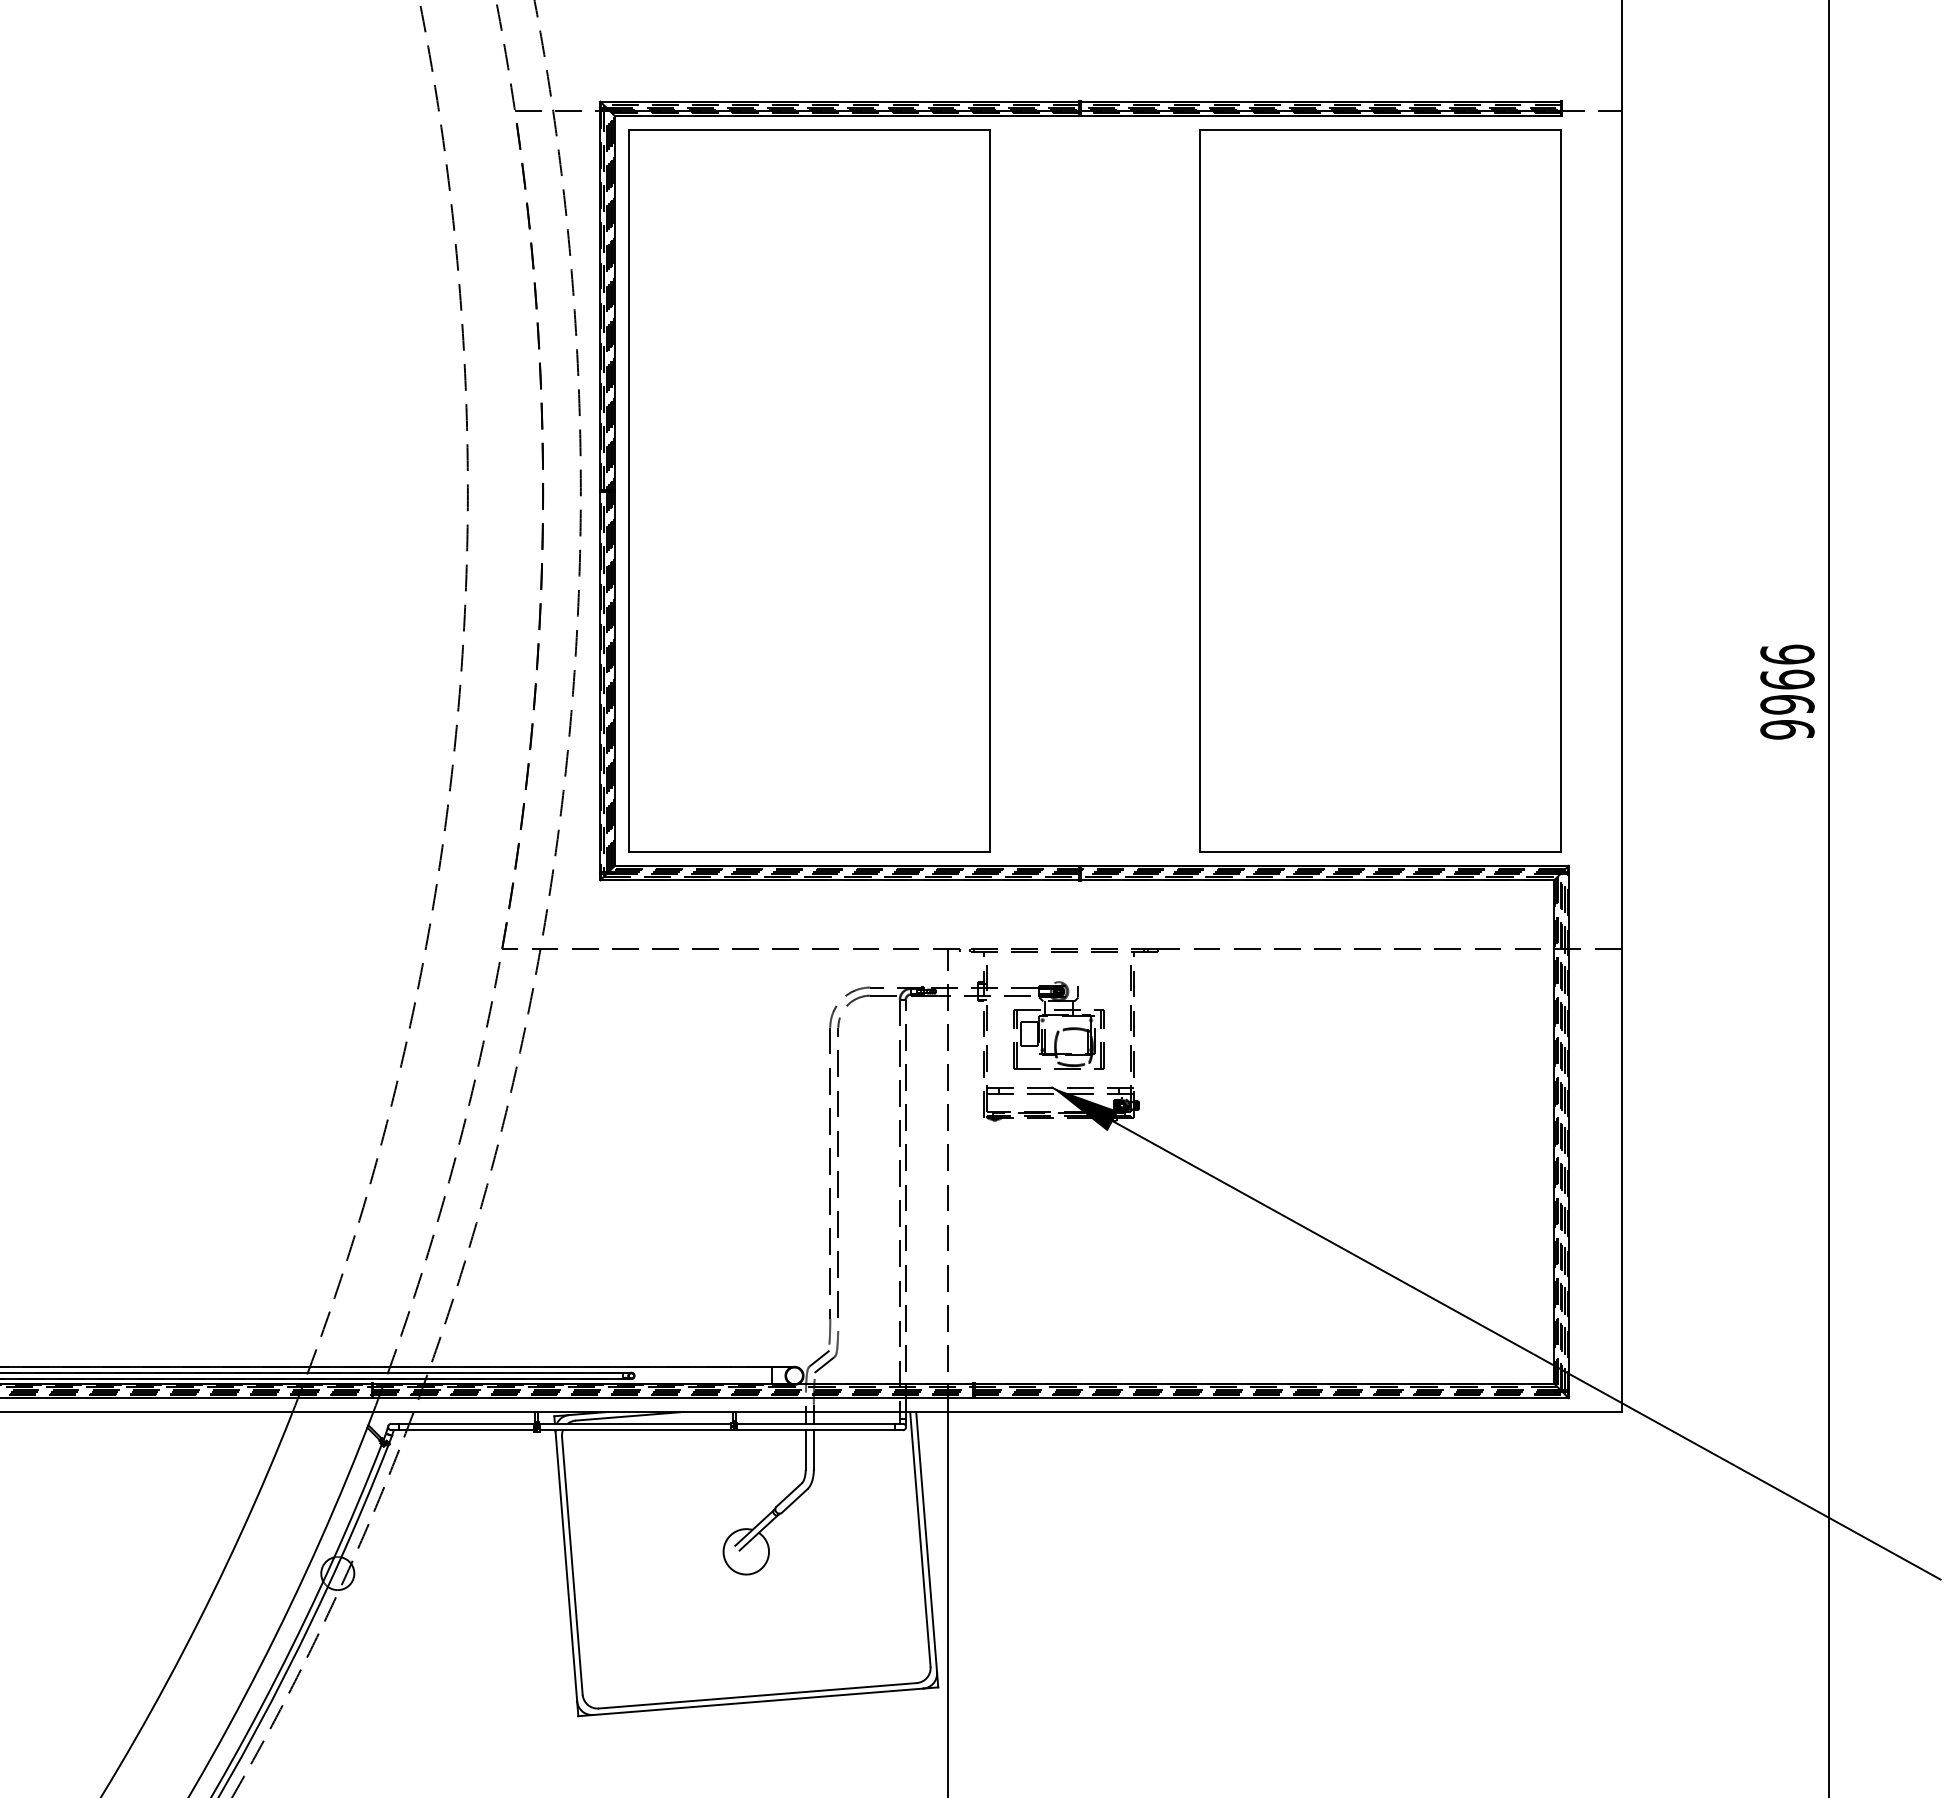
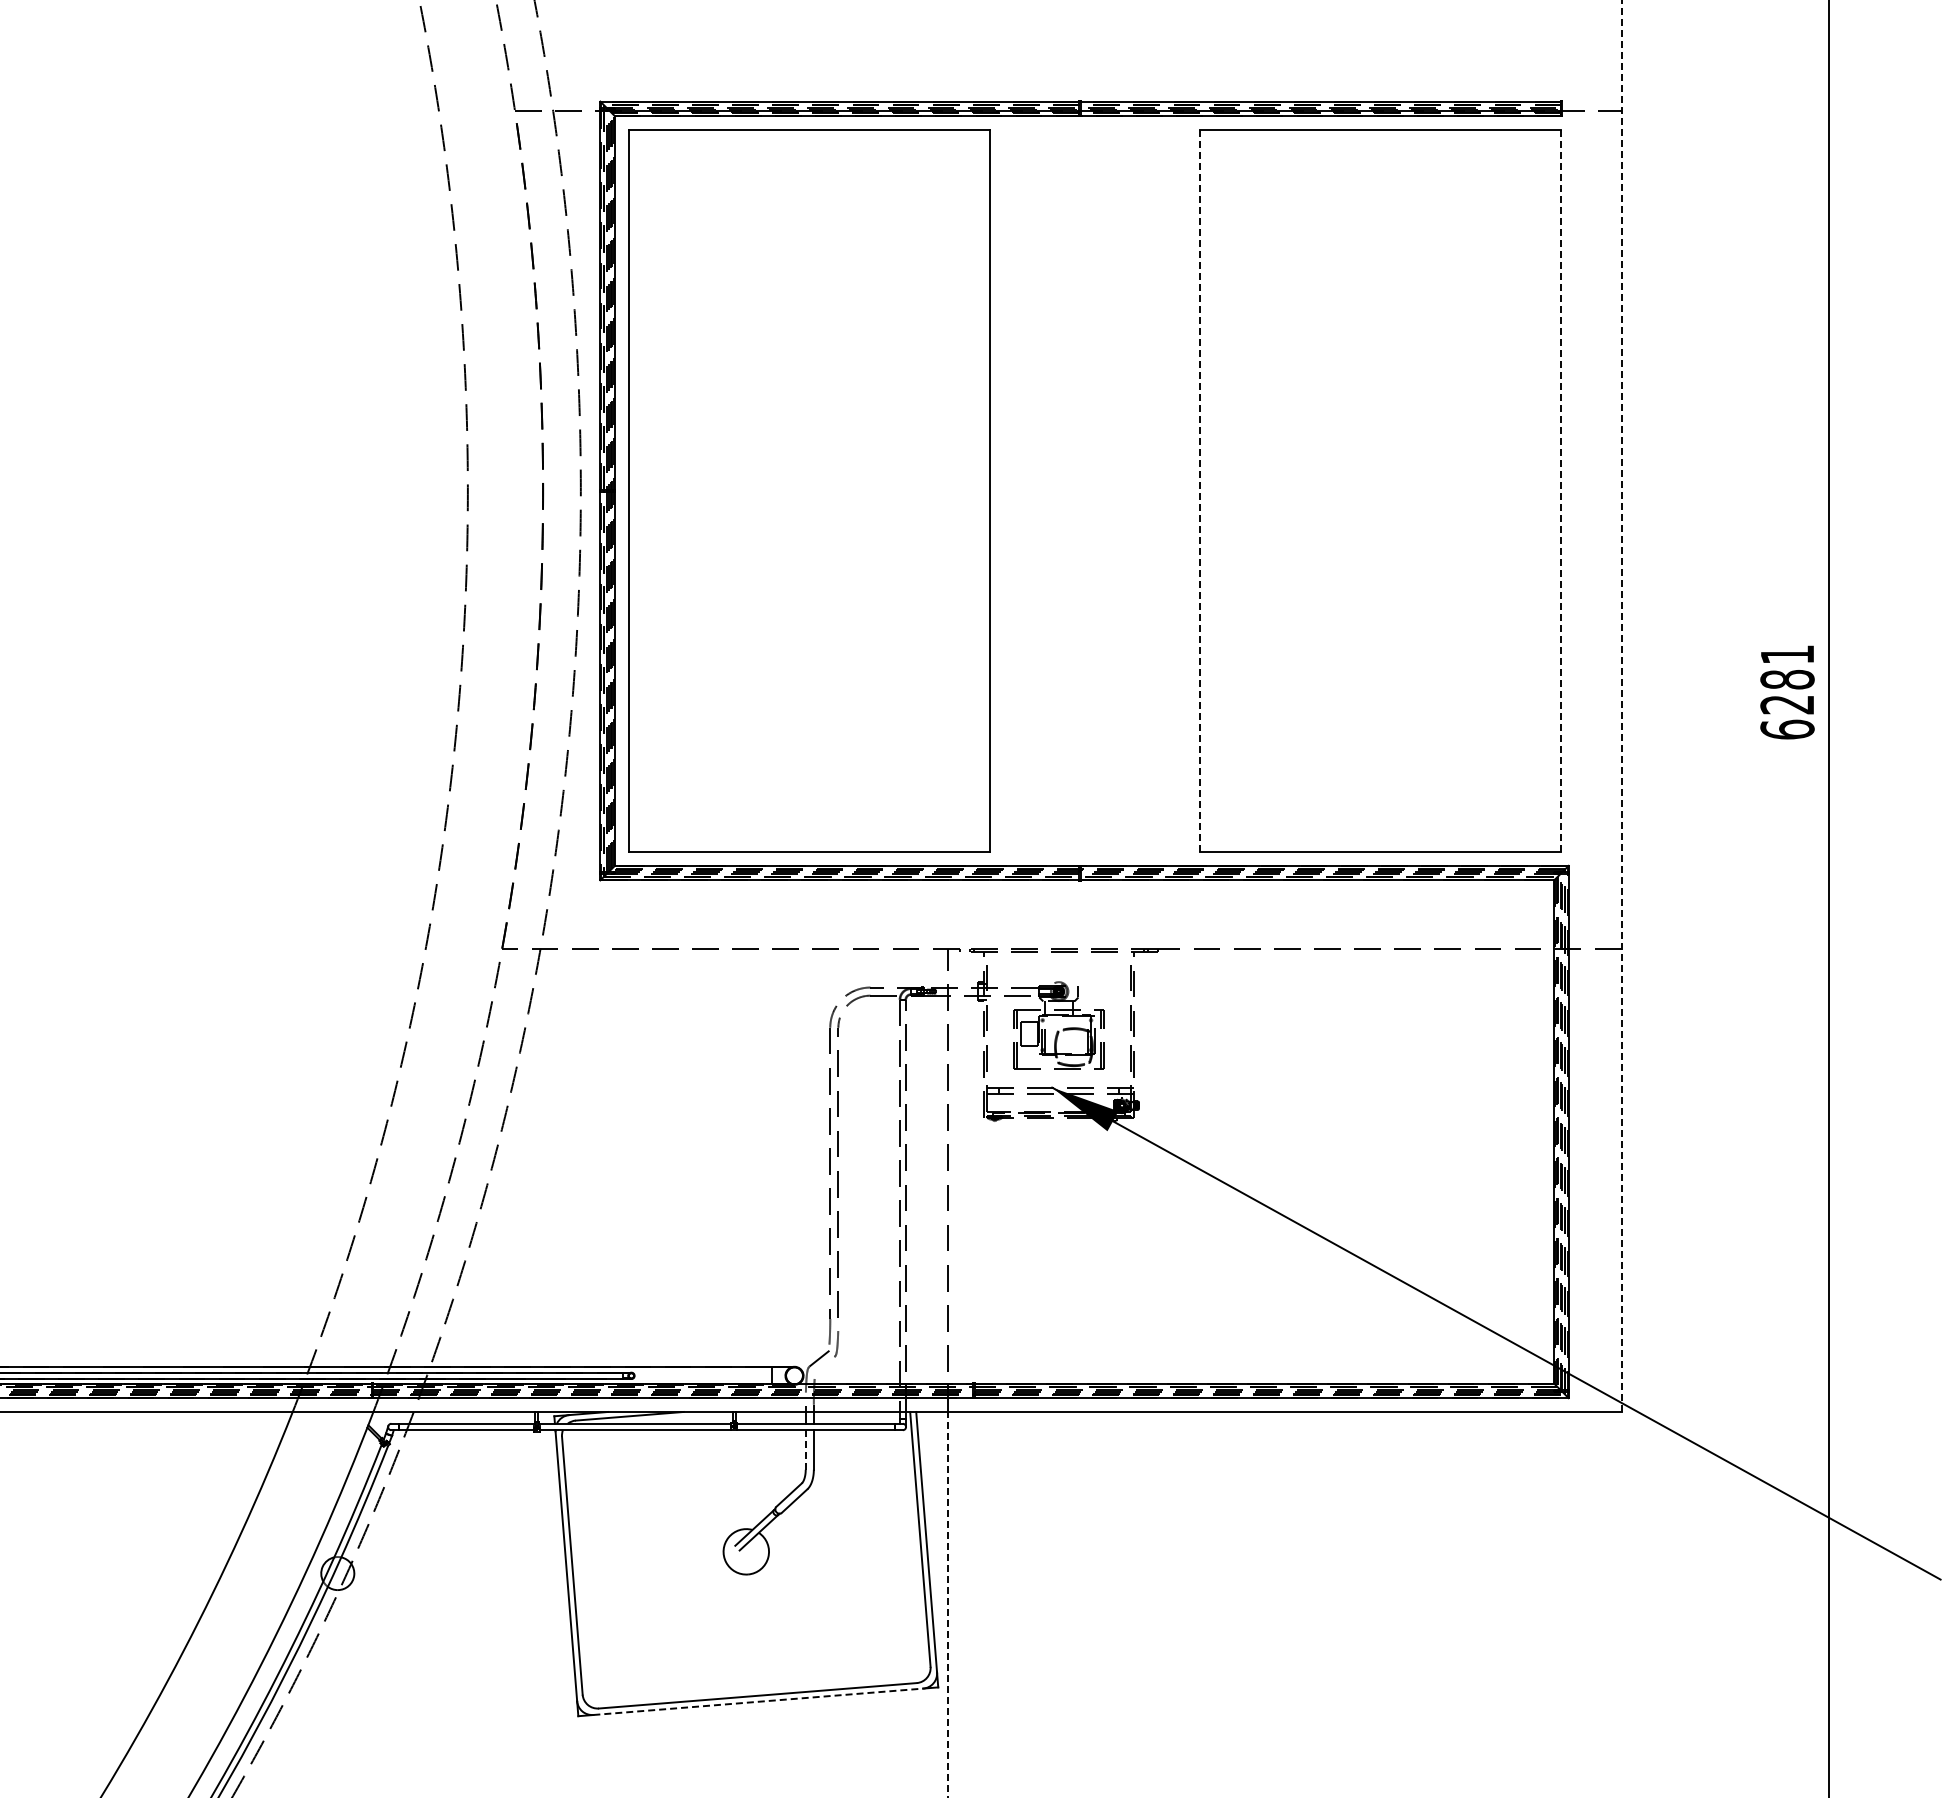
line: solid -> dashed (1561, 490)
line: solid -> dashed (1200, 491)
text: 9966 -> 6281 (1787, 691)
line: solid -> dashed (1621, 705)
line: present -> none (824, 1364)
line: solid -> dashed (805, 1449)
line: solid -> dashed (947, 1604)
line: solid -> dashed (758, 1701)
